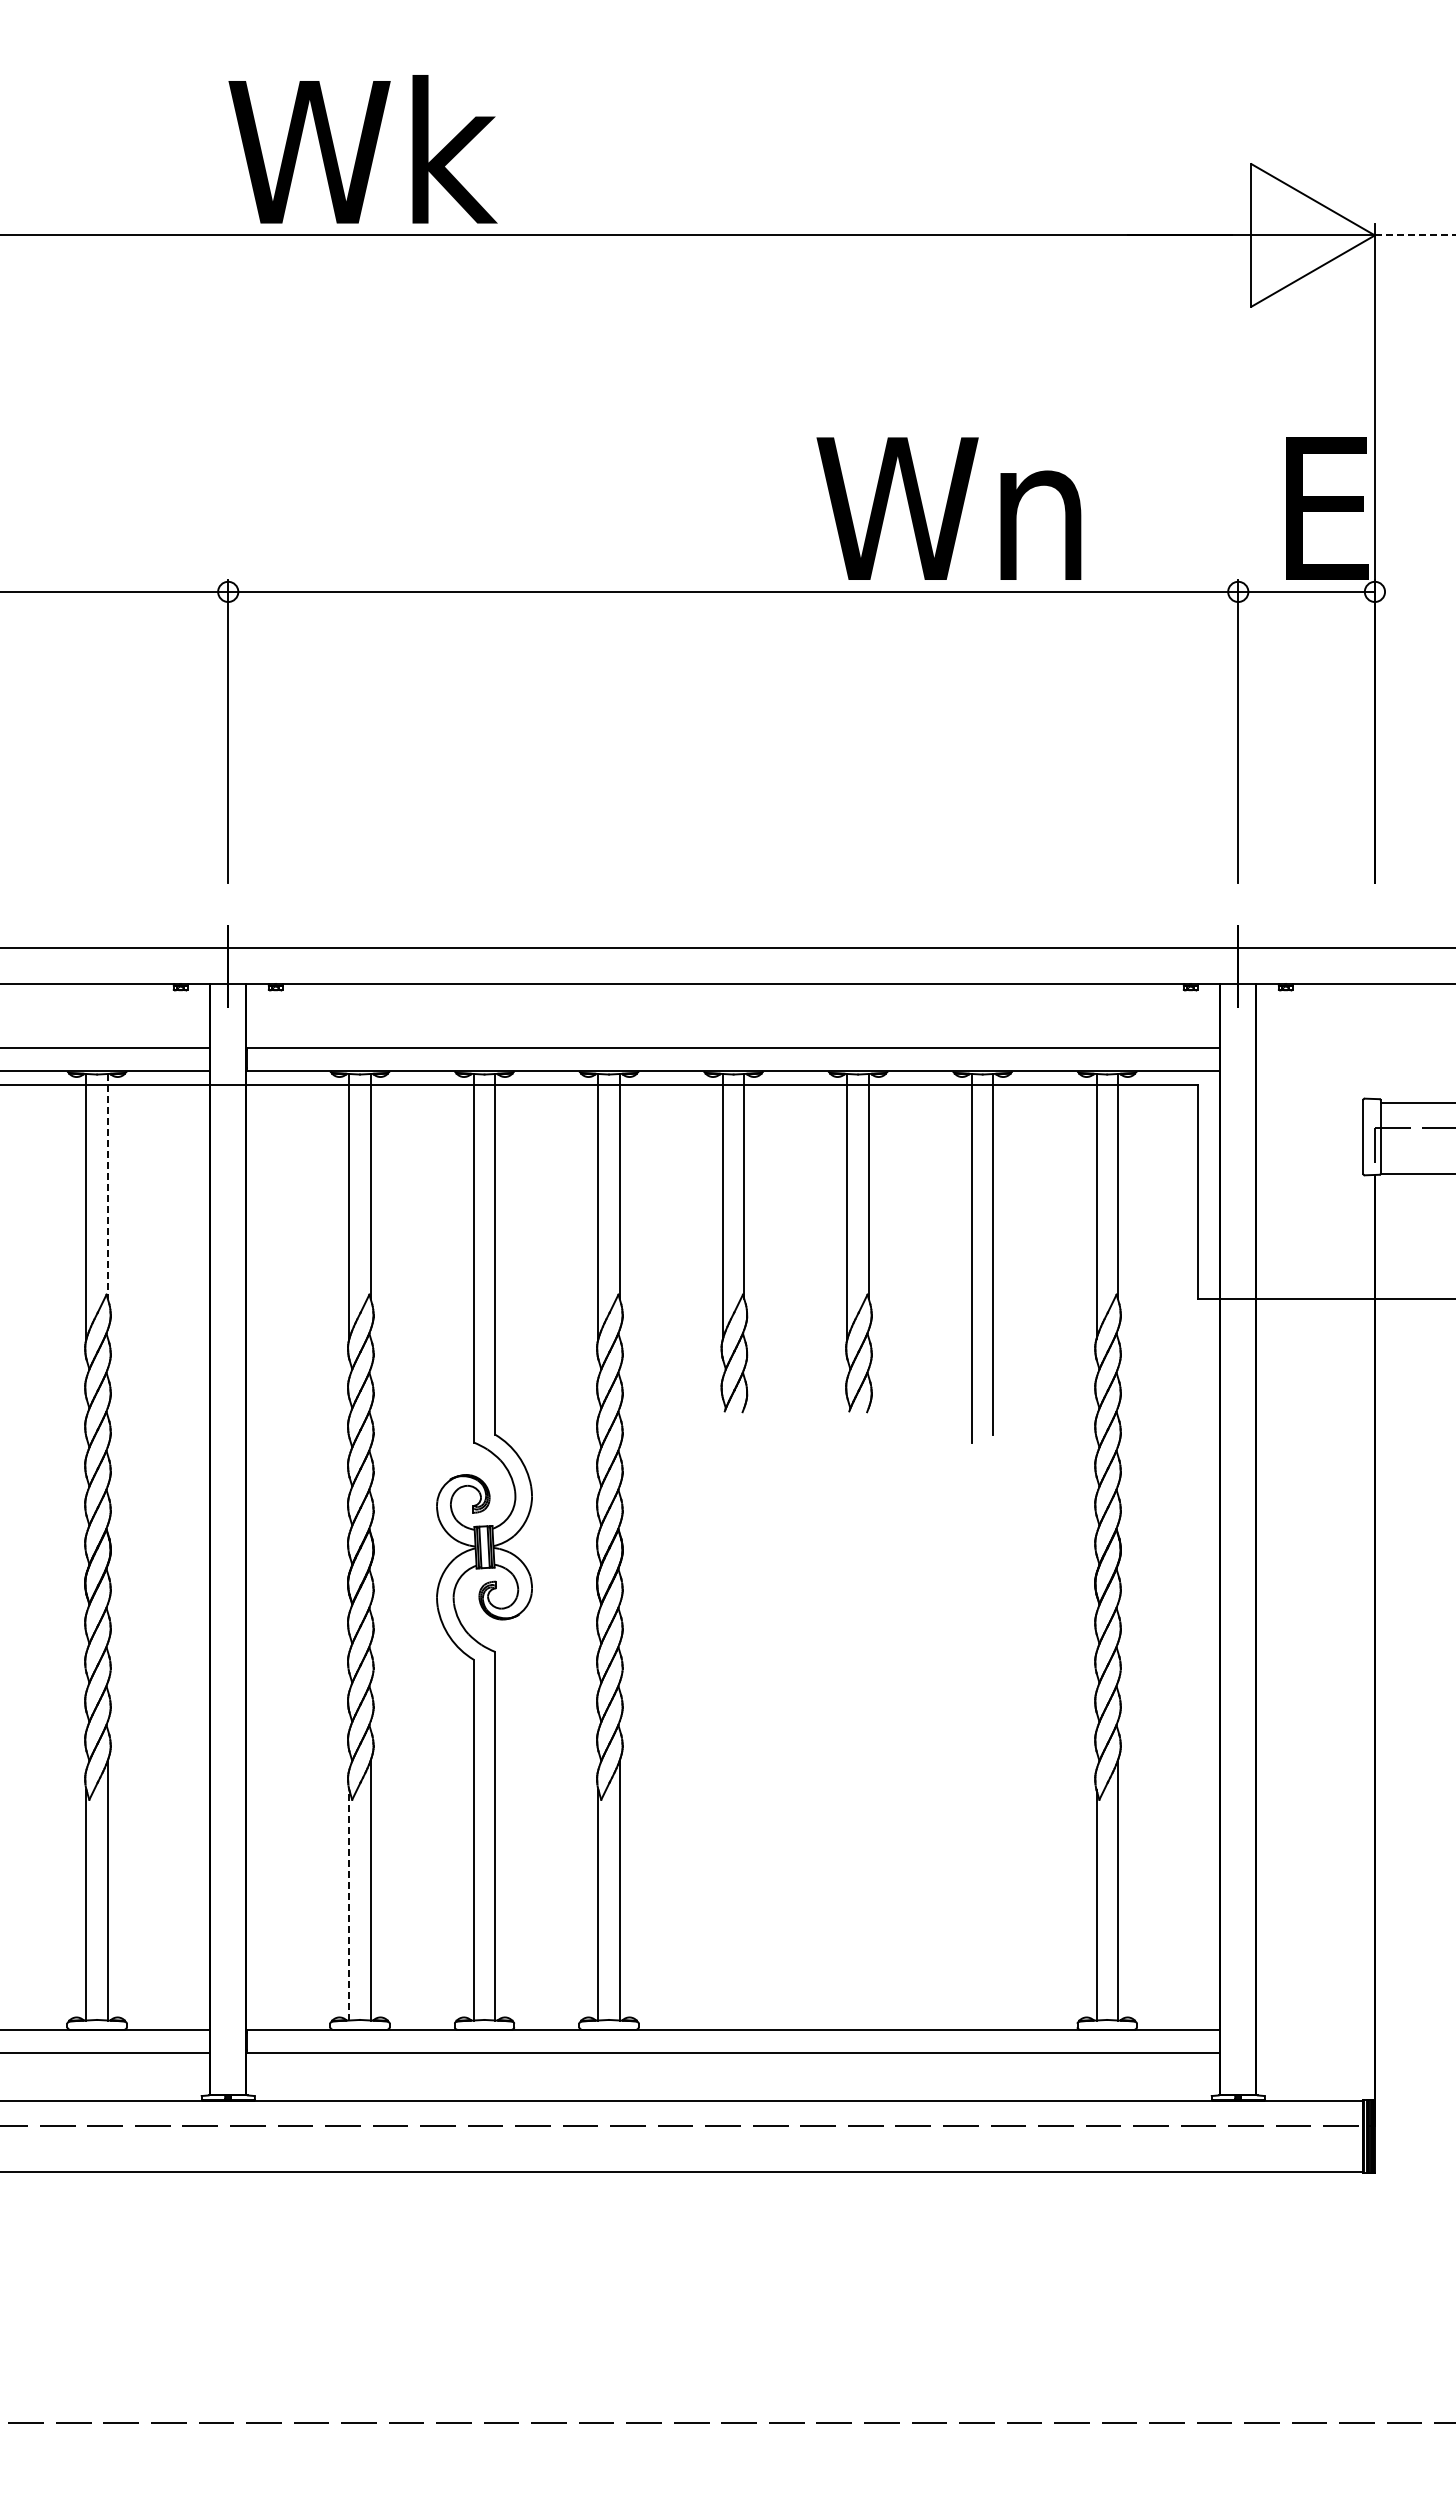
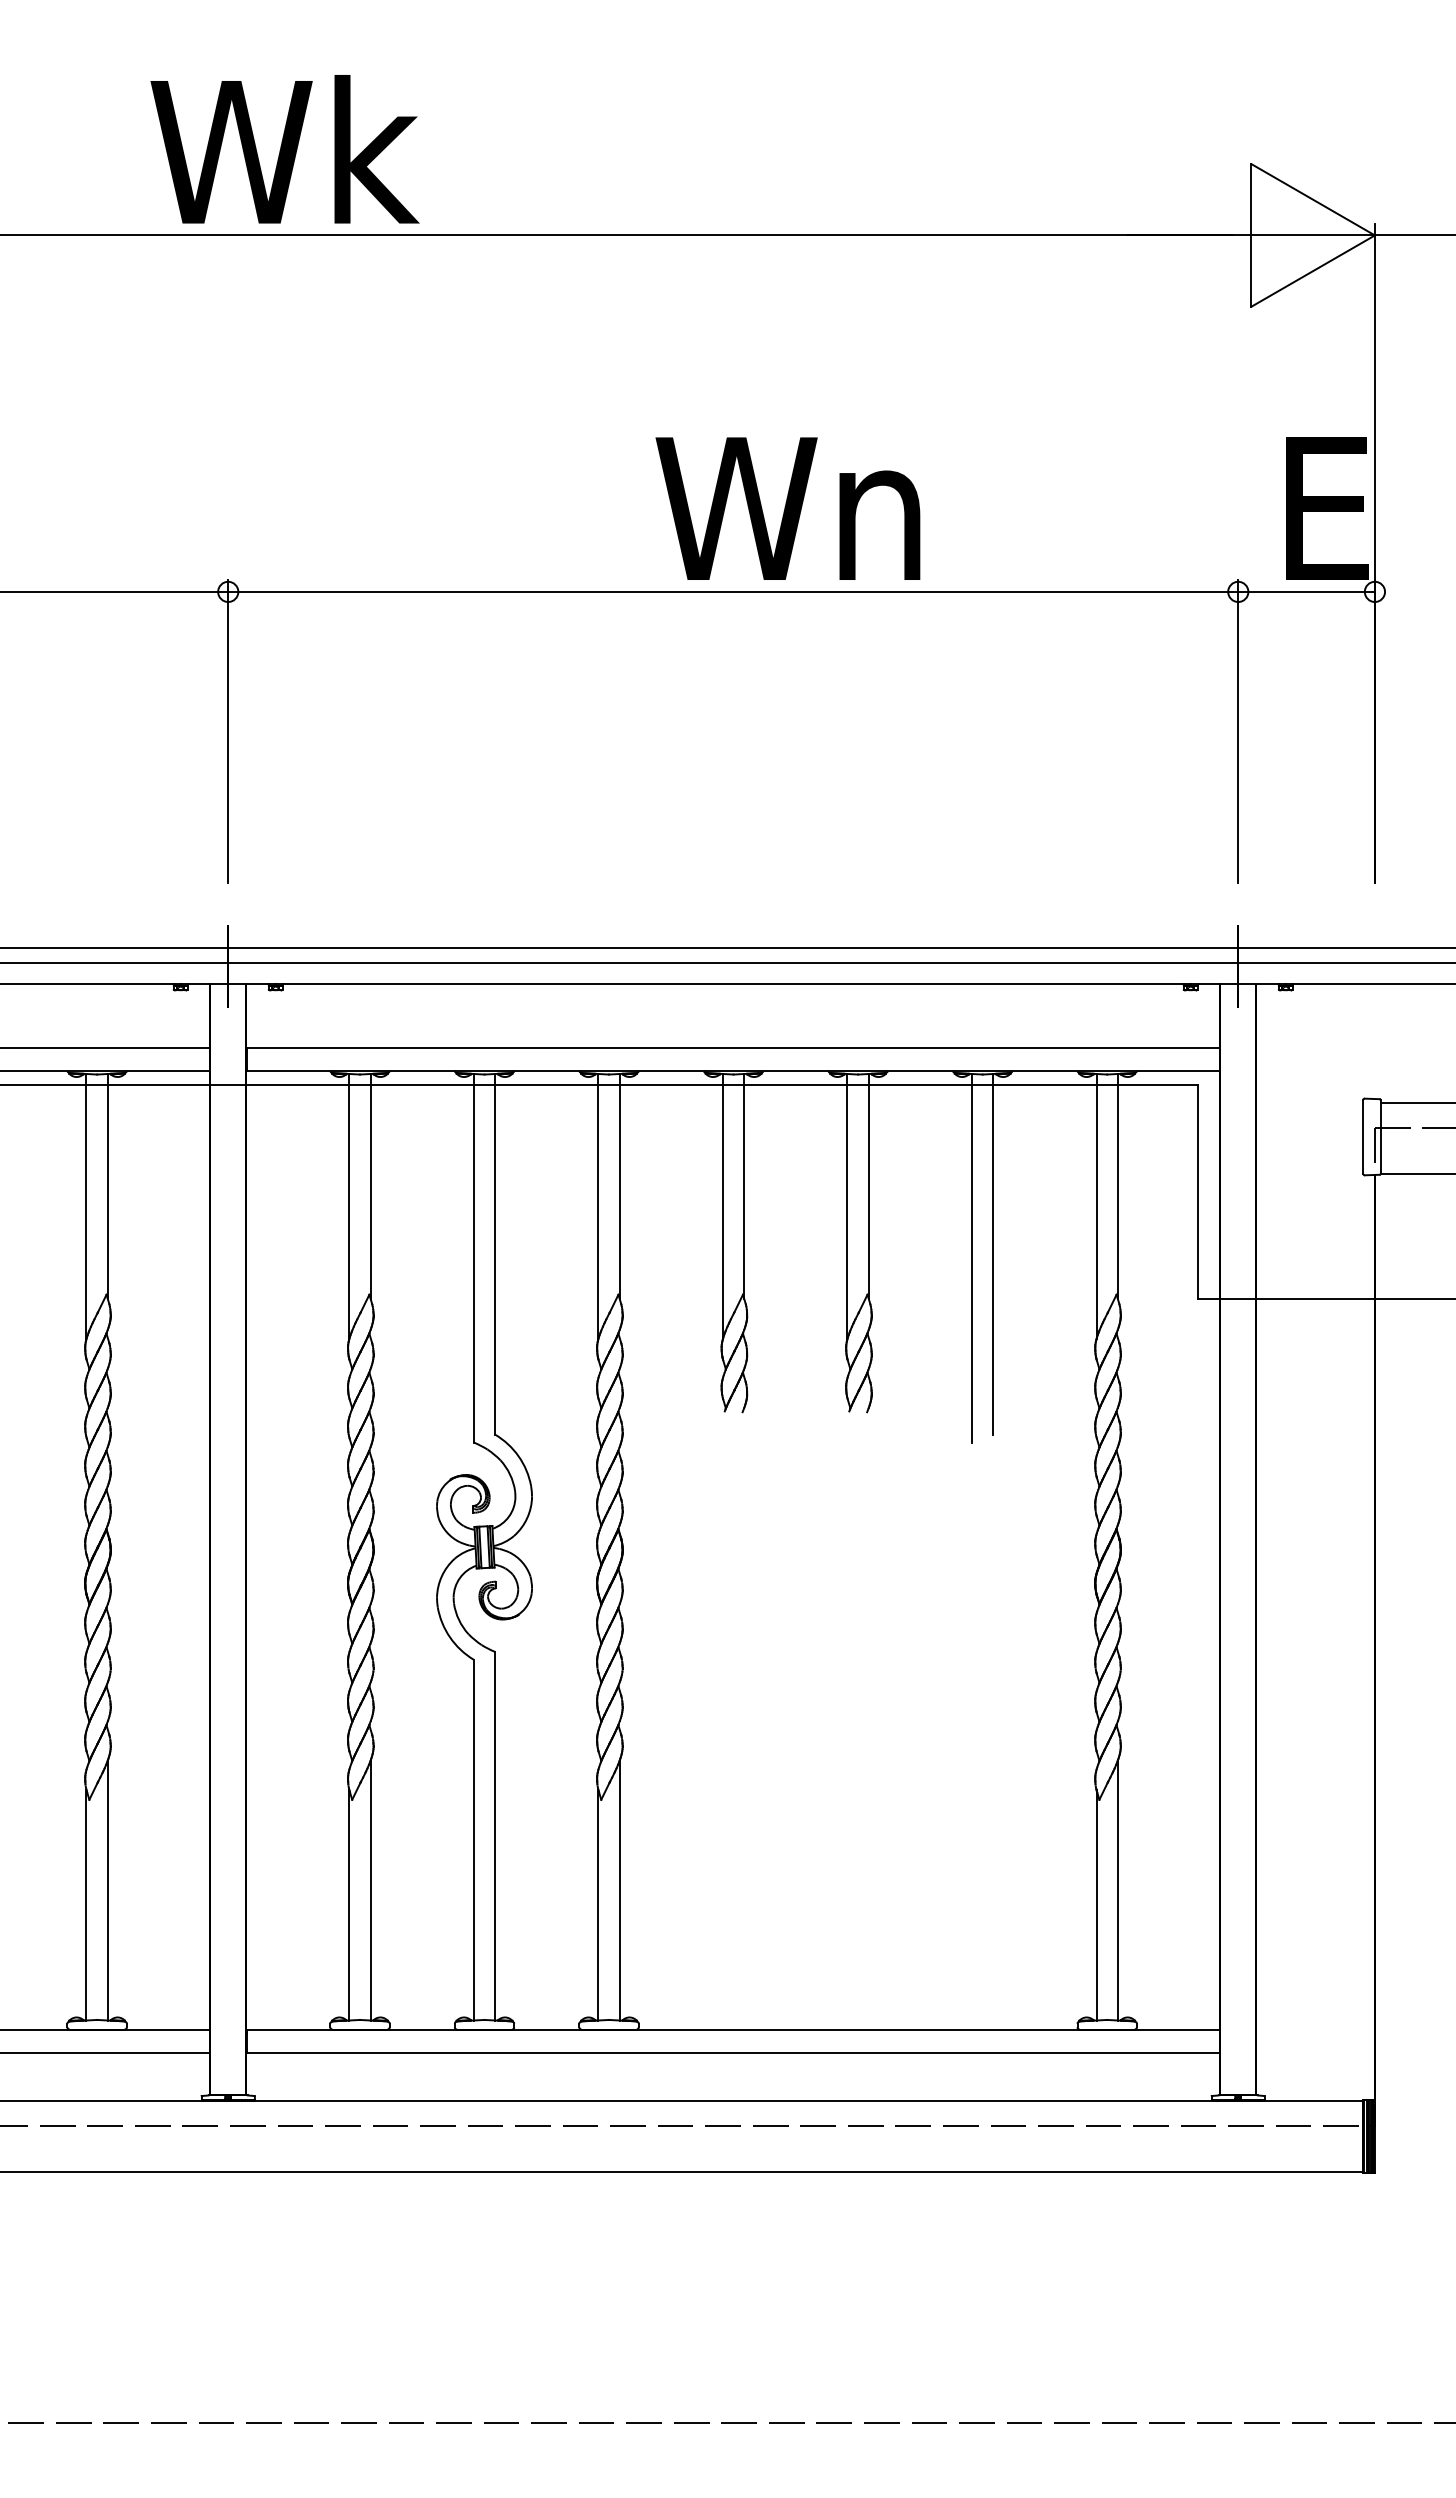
text position: (362, 149) -> (284, 149) (284, 149)
line: dashed -> solid (1415, 235)
text position: (948, 508) -> (787, 508) (787, 508)
line: none -> present (727, 962)
line: dashed -> solid (107, 1186)
line: dashed -> solid (349, 1904)
